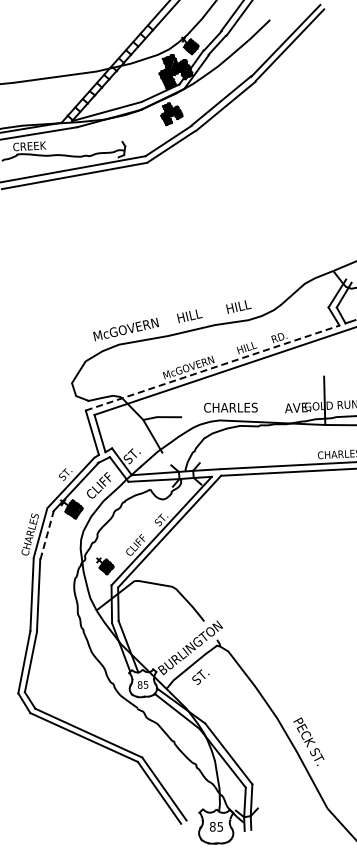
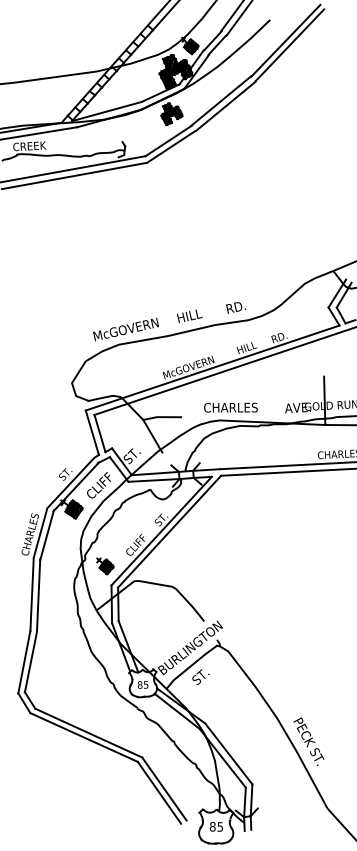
text: HILL -> RD. (239, 305)
line: dashed -> solid (212, 368)
line: dashed -> solid (47, 535)
